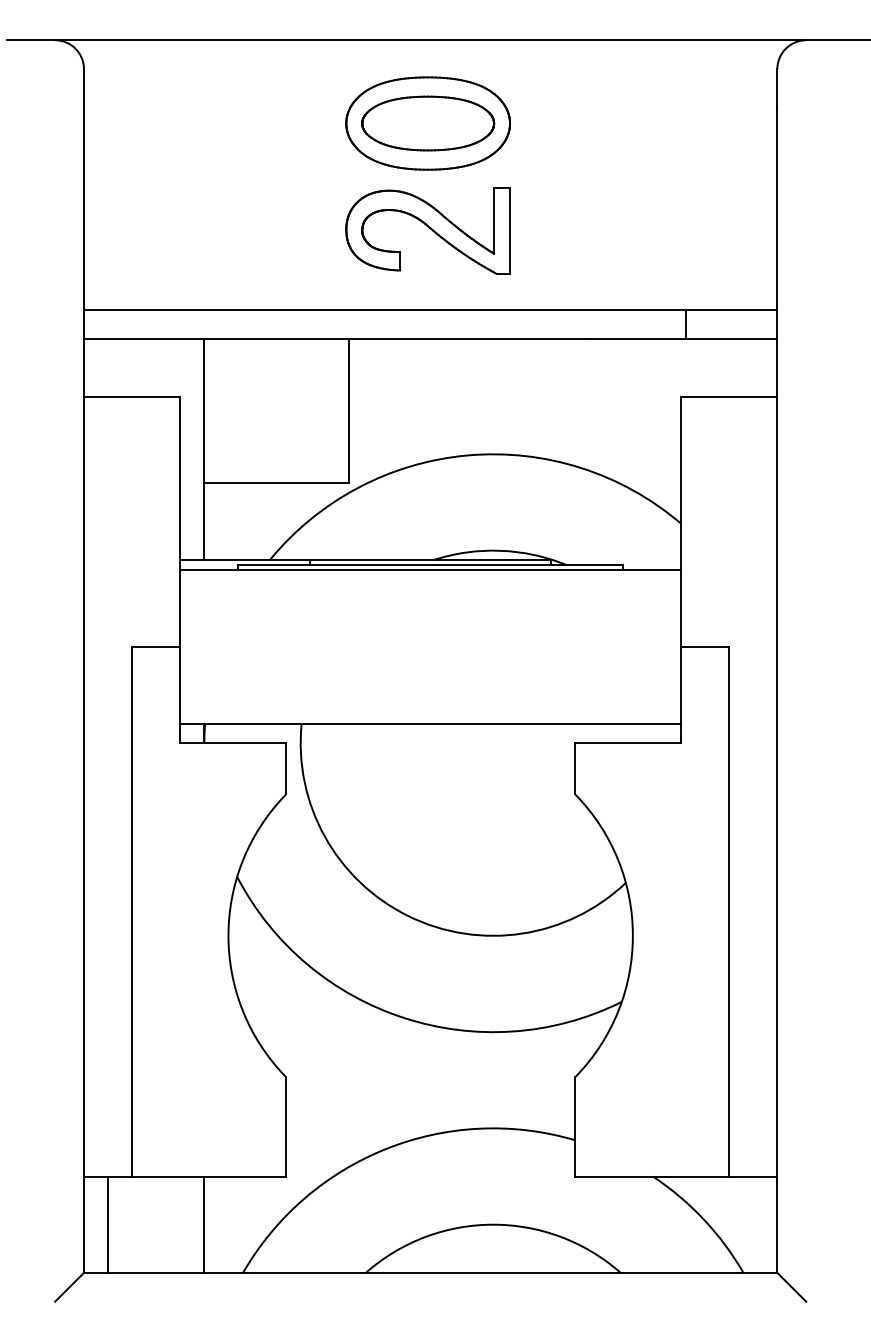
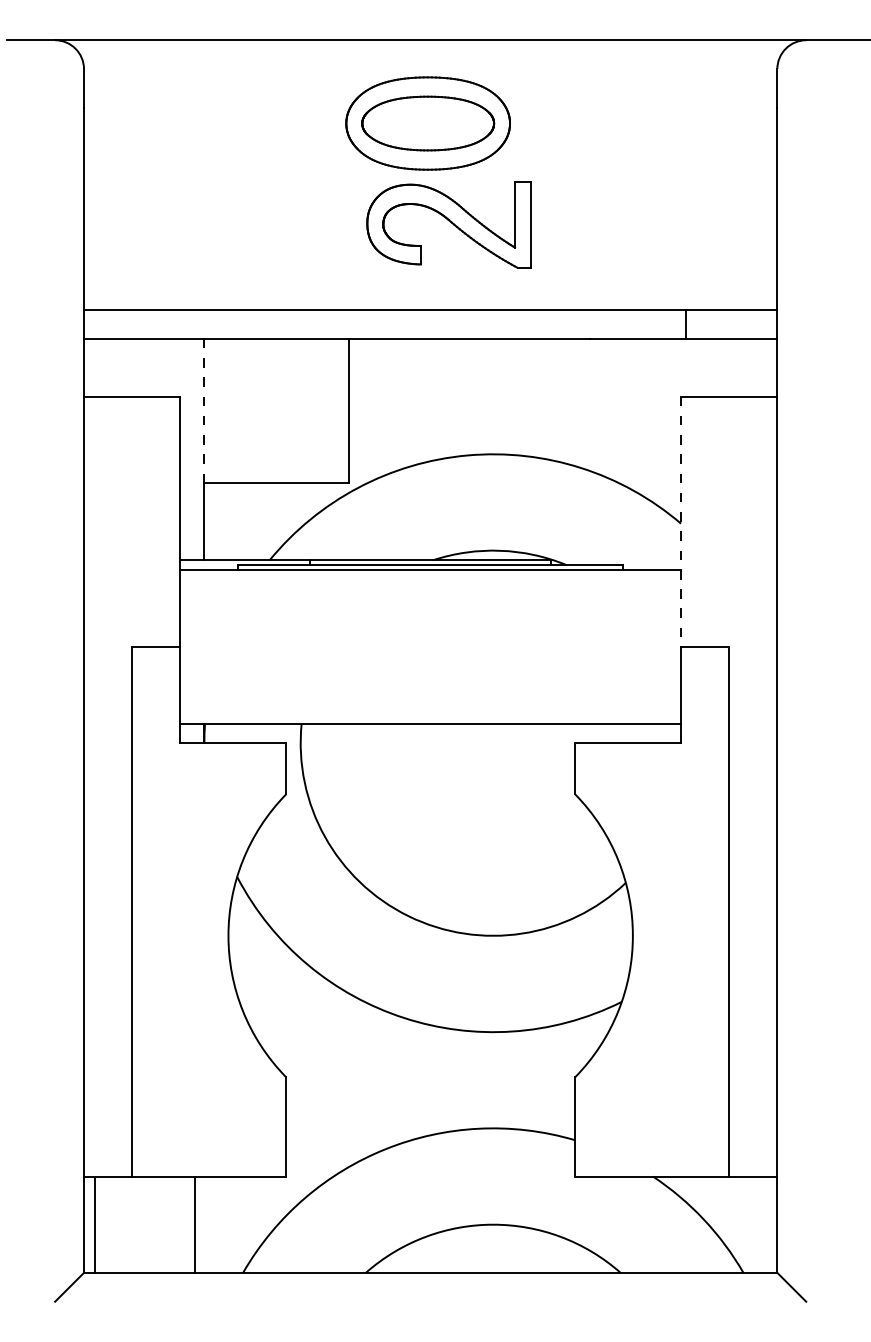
part position: (427, 230) -> (448, 224) (448, 224)
line: solid -> dashed (204, 410)
line: solid -> dashed (681, 522)
line position: (108, 1224) -> (95, 1224) (95, 1224)
line position: (204, 1224) -> (195, 1224) (195, 1224)
